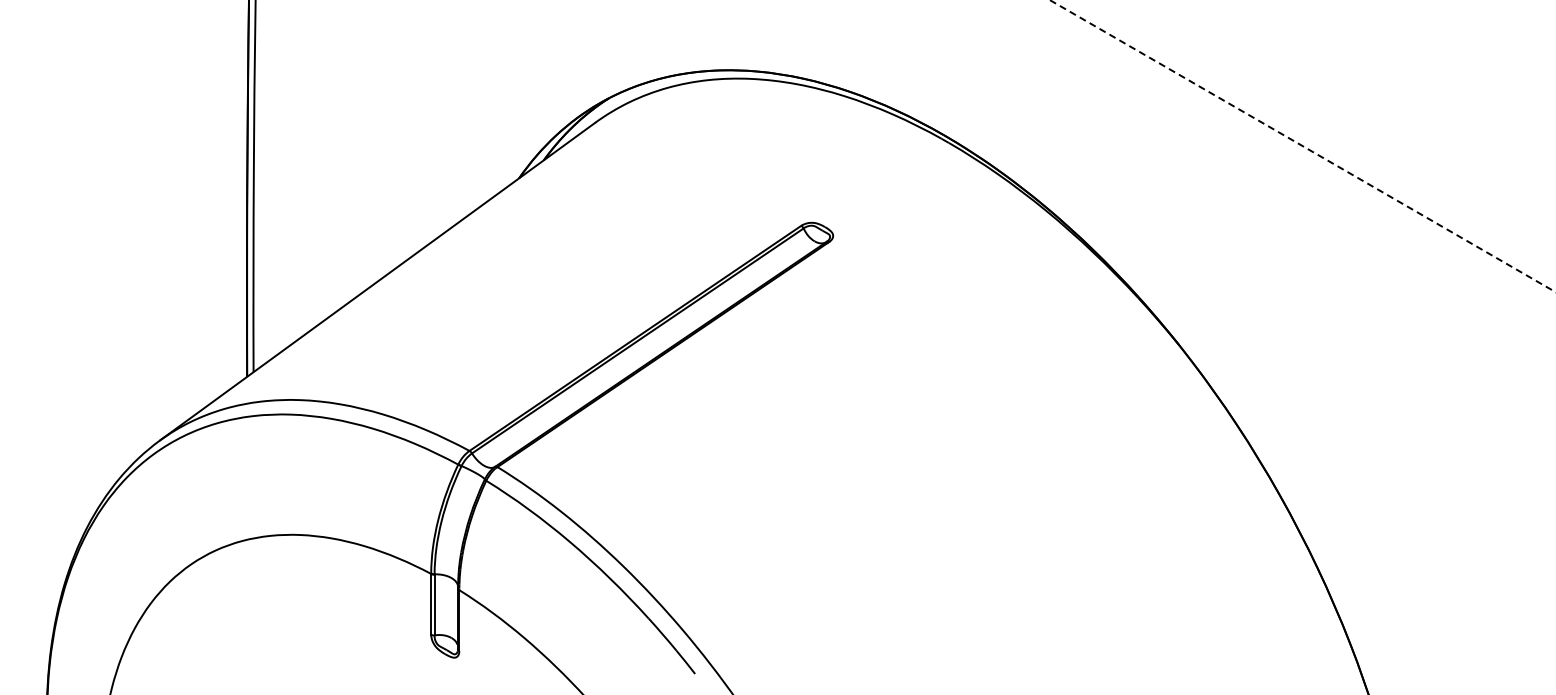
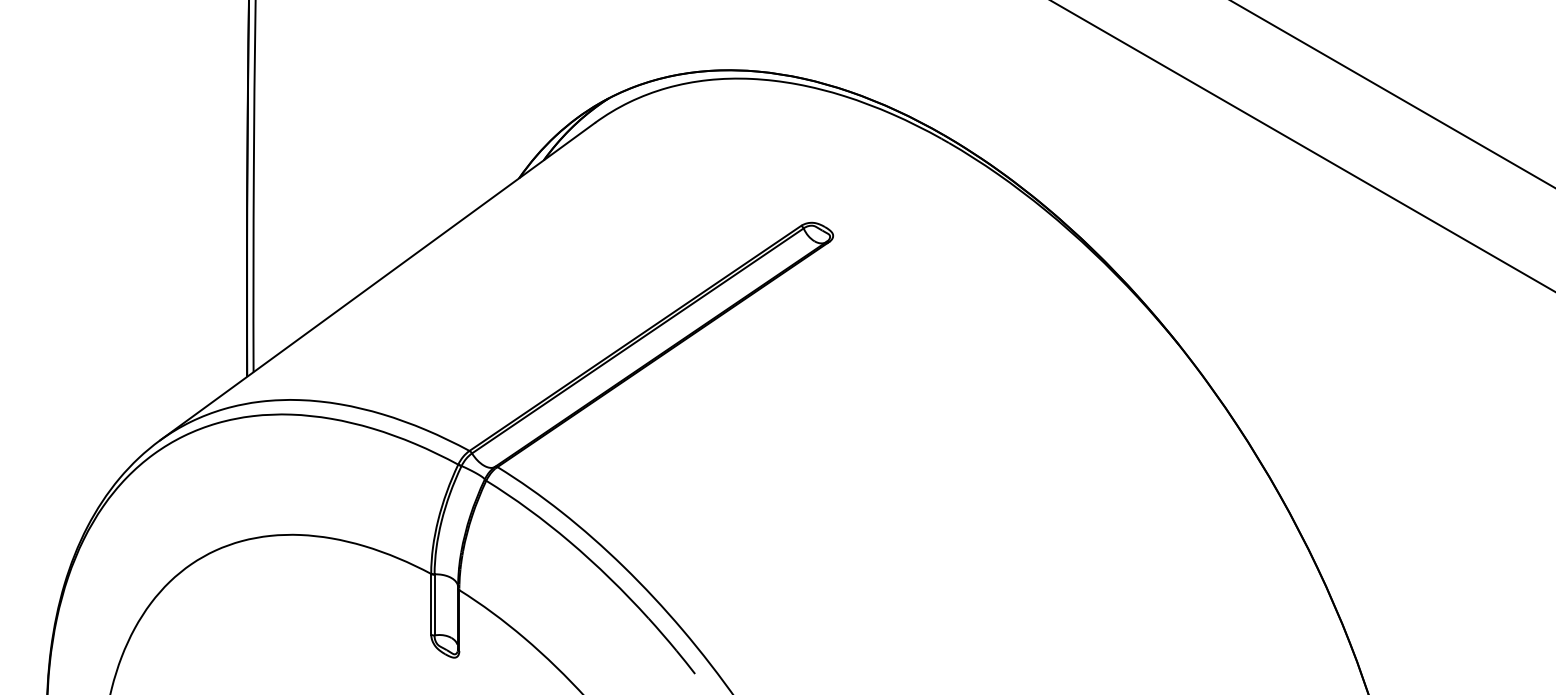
line: none -> present (1392, 94)
line: dashed -> solid (1302, 146)
